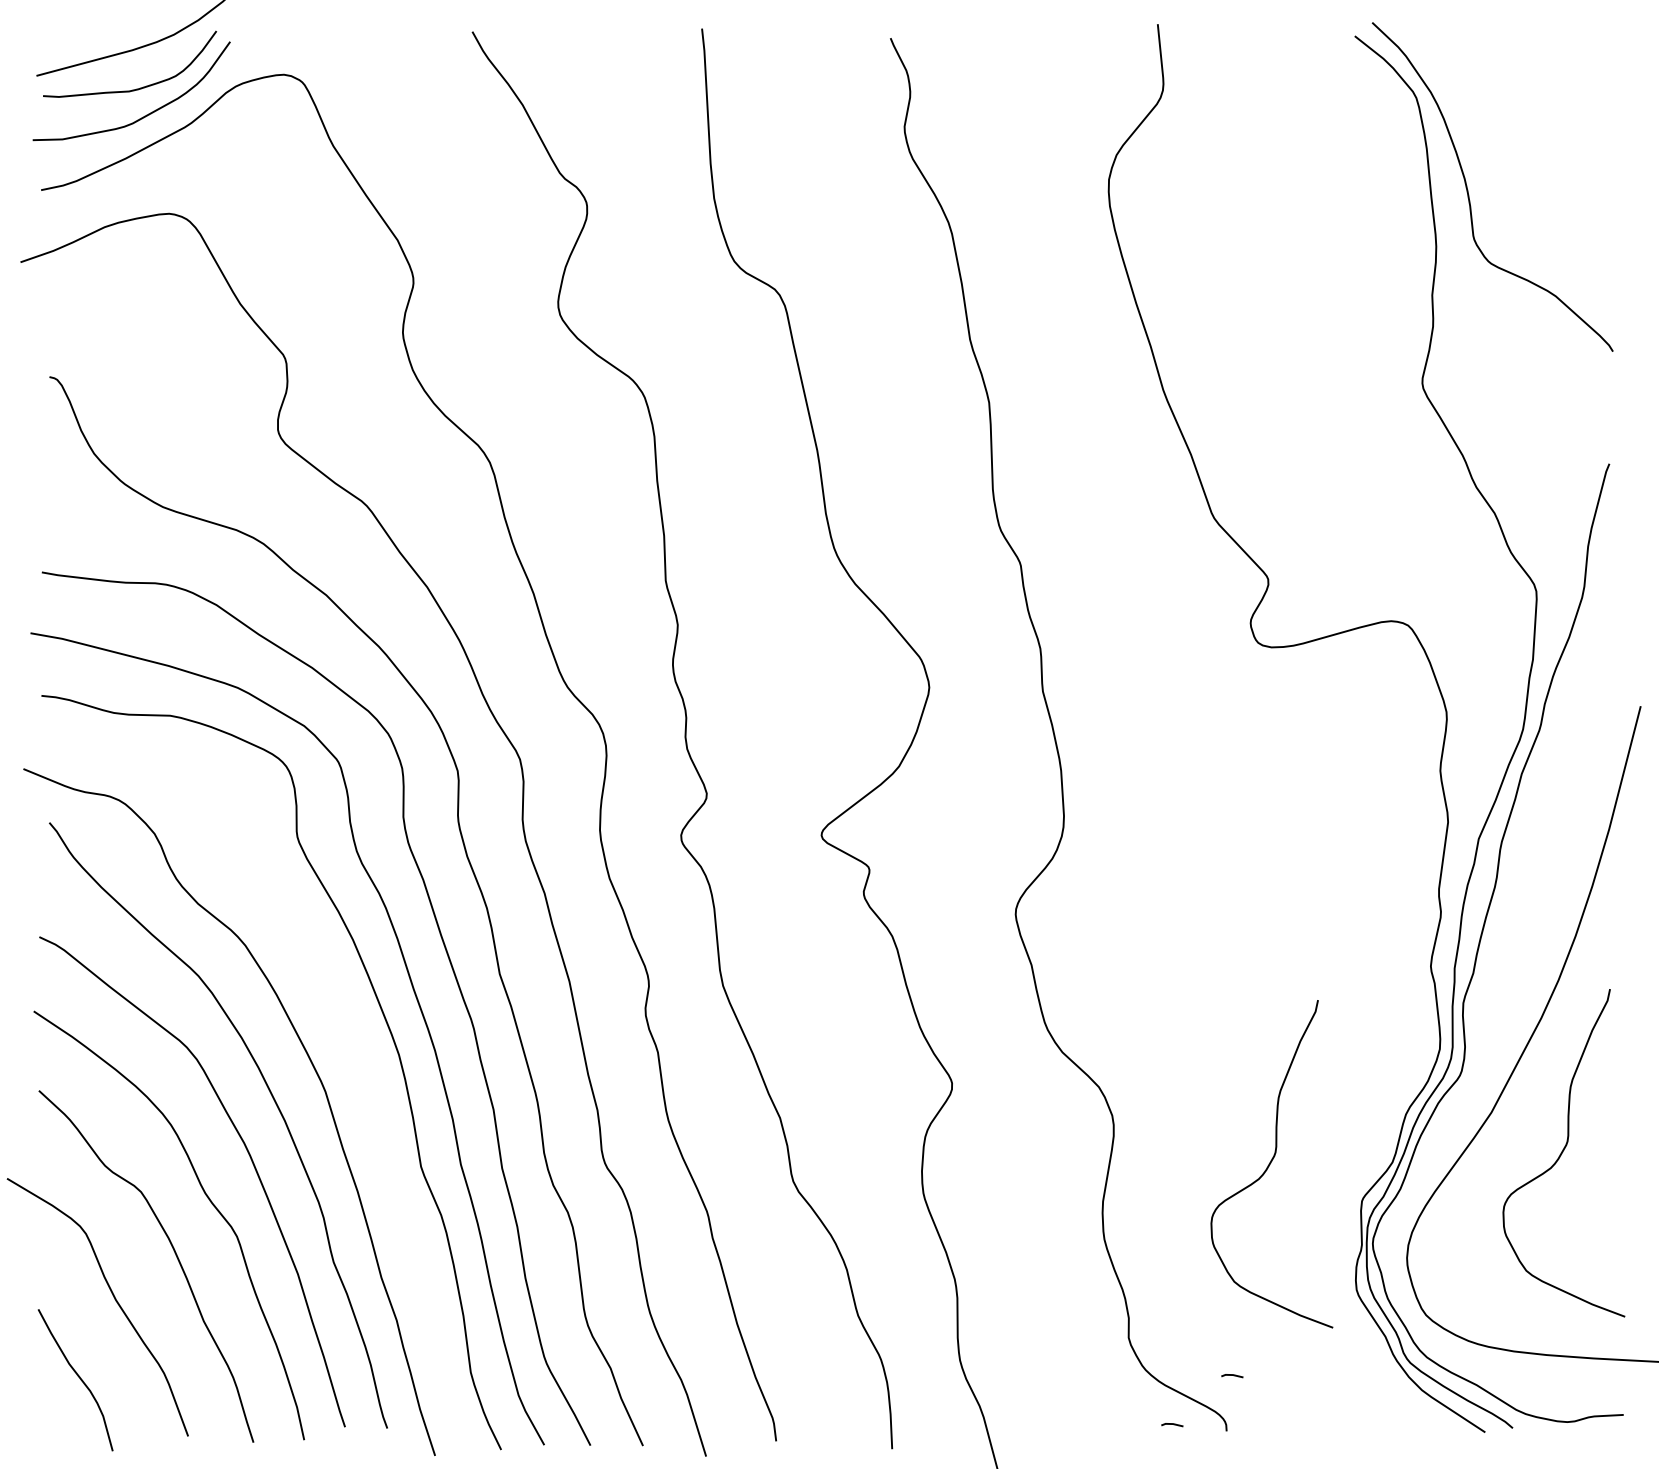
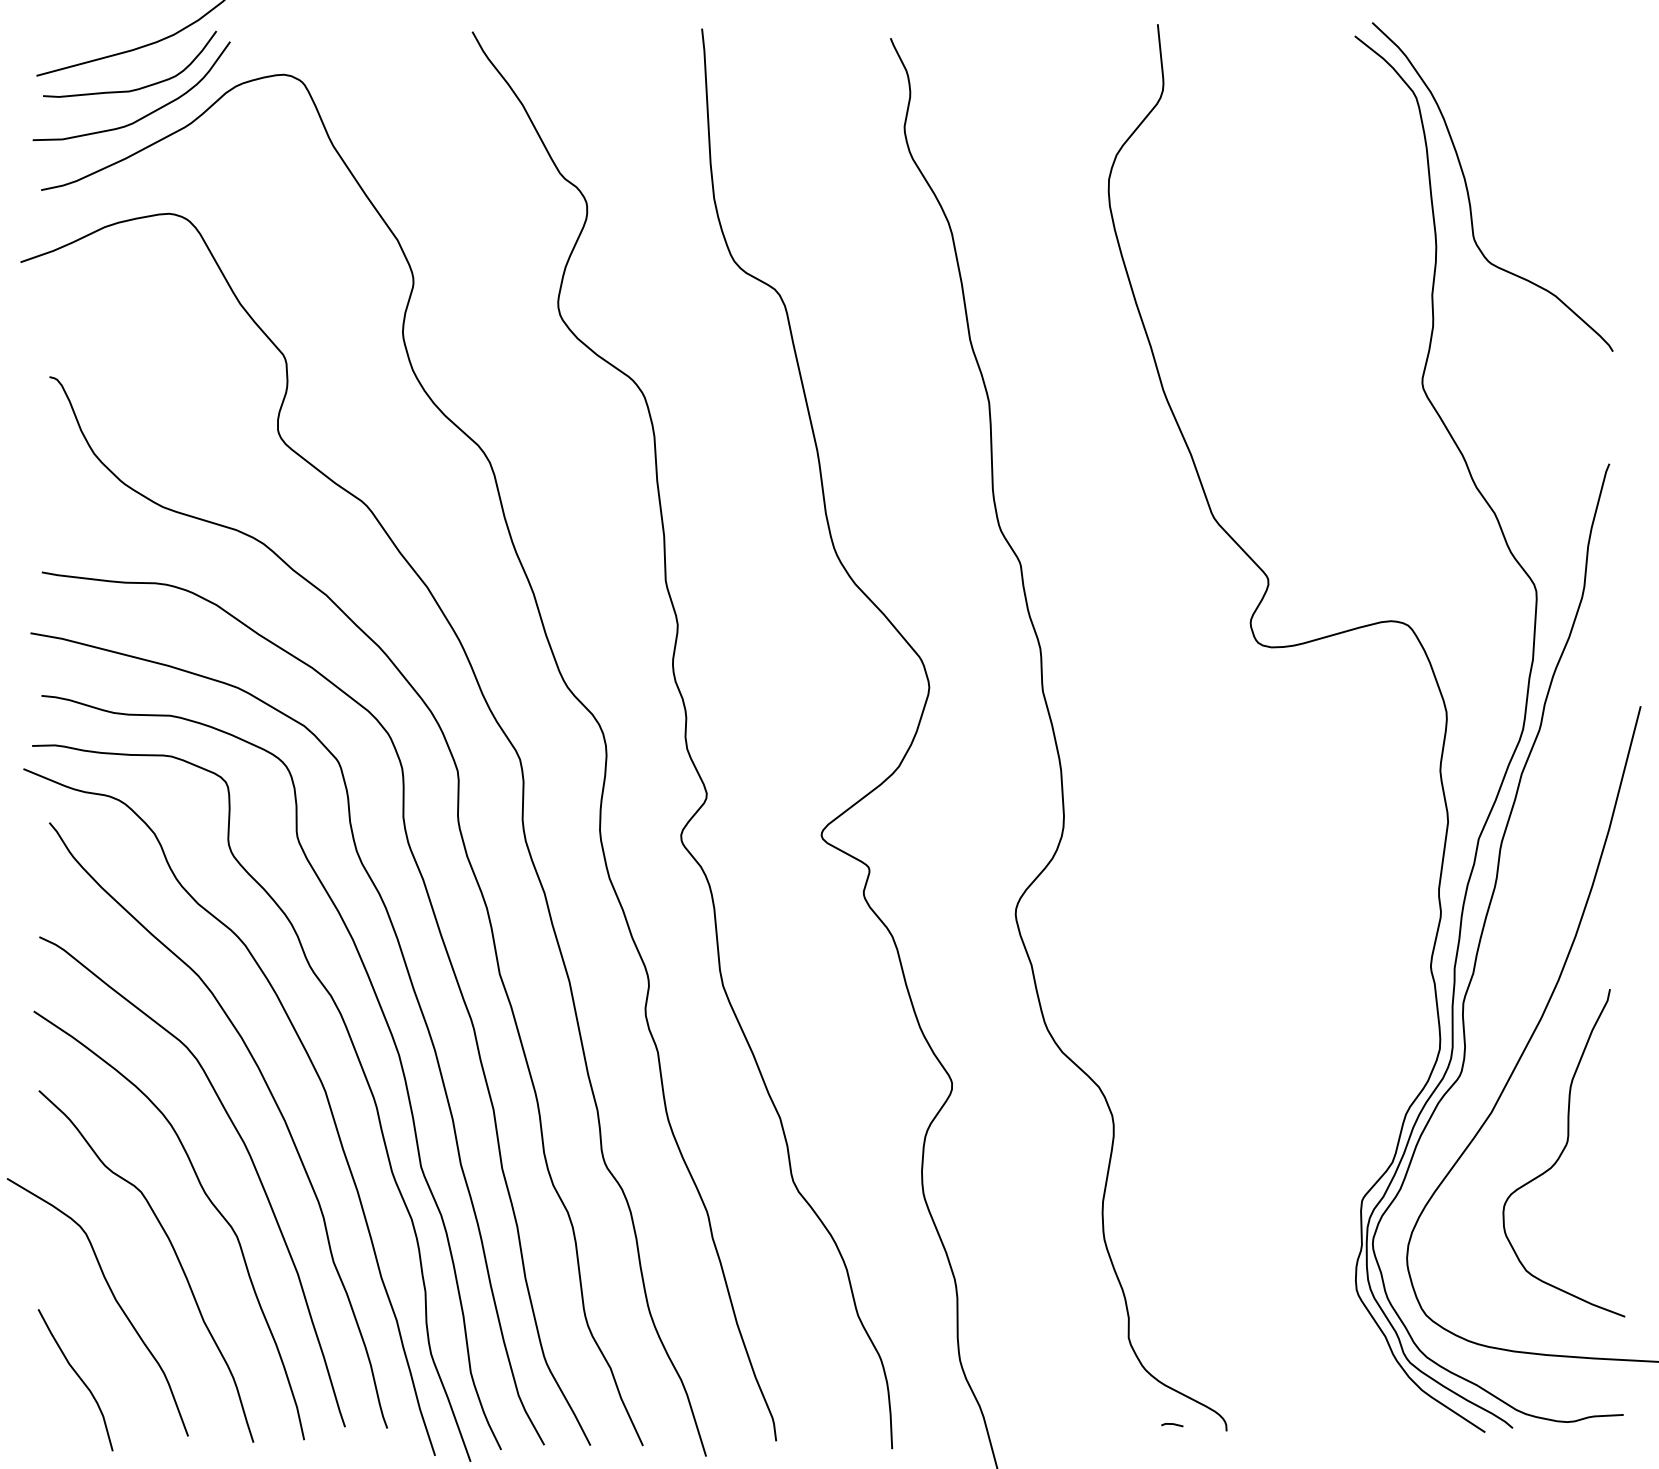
curve: none -> present (357, 1059)
curve: present -> none (1271, 1163)
line: present -> none (1232, 1375)
